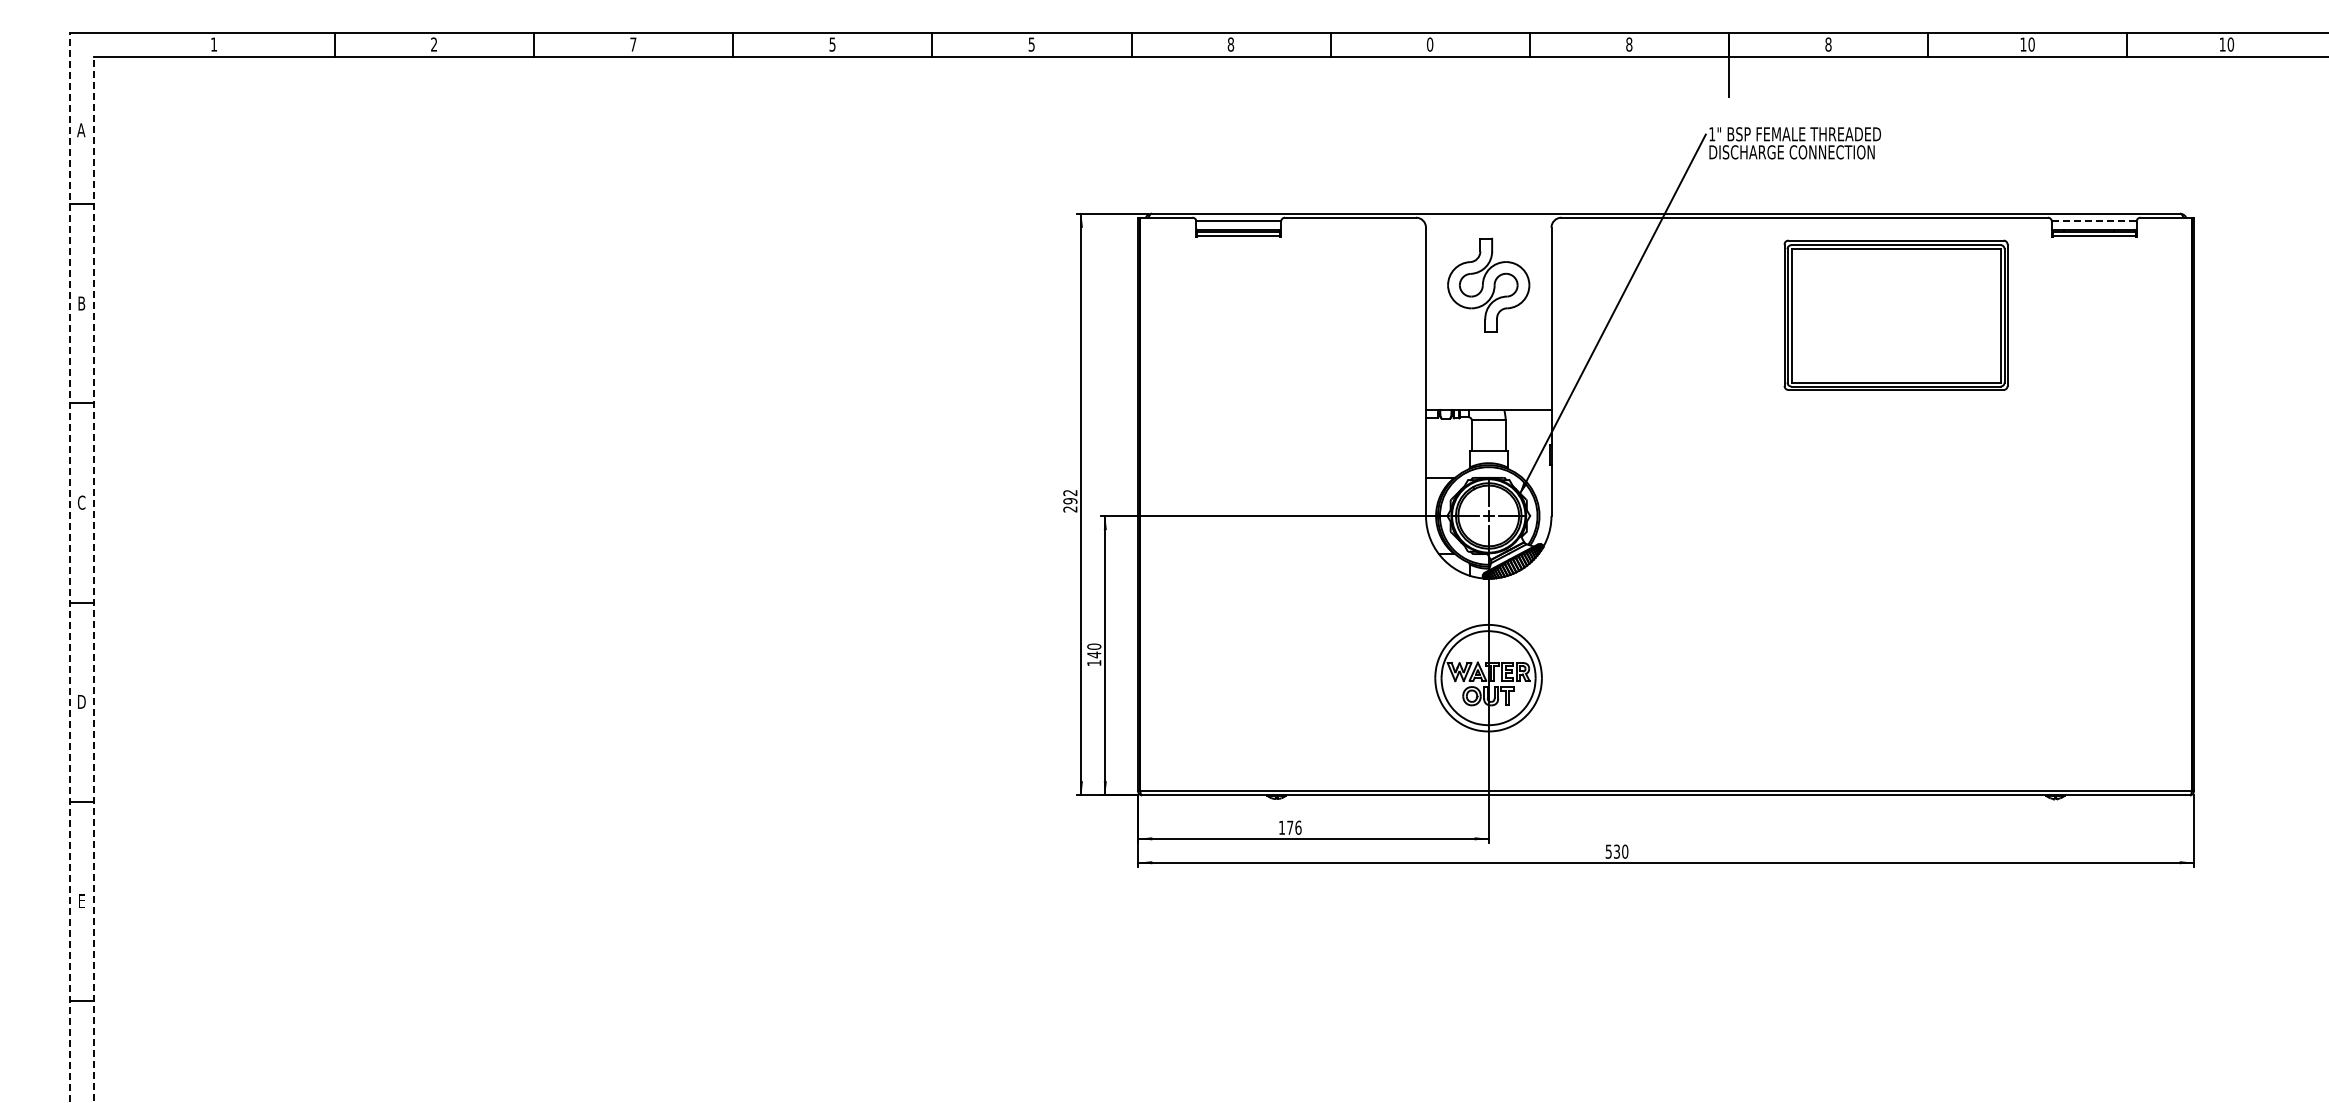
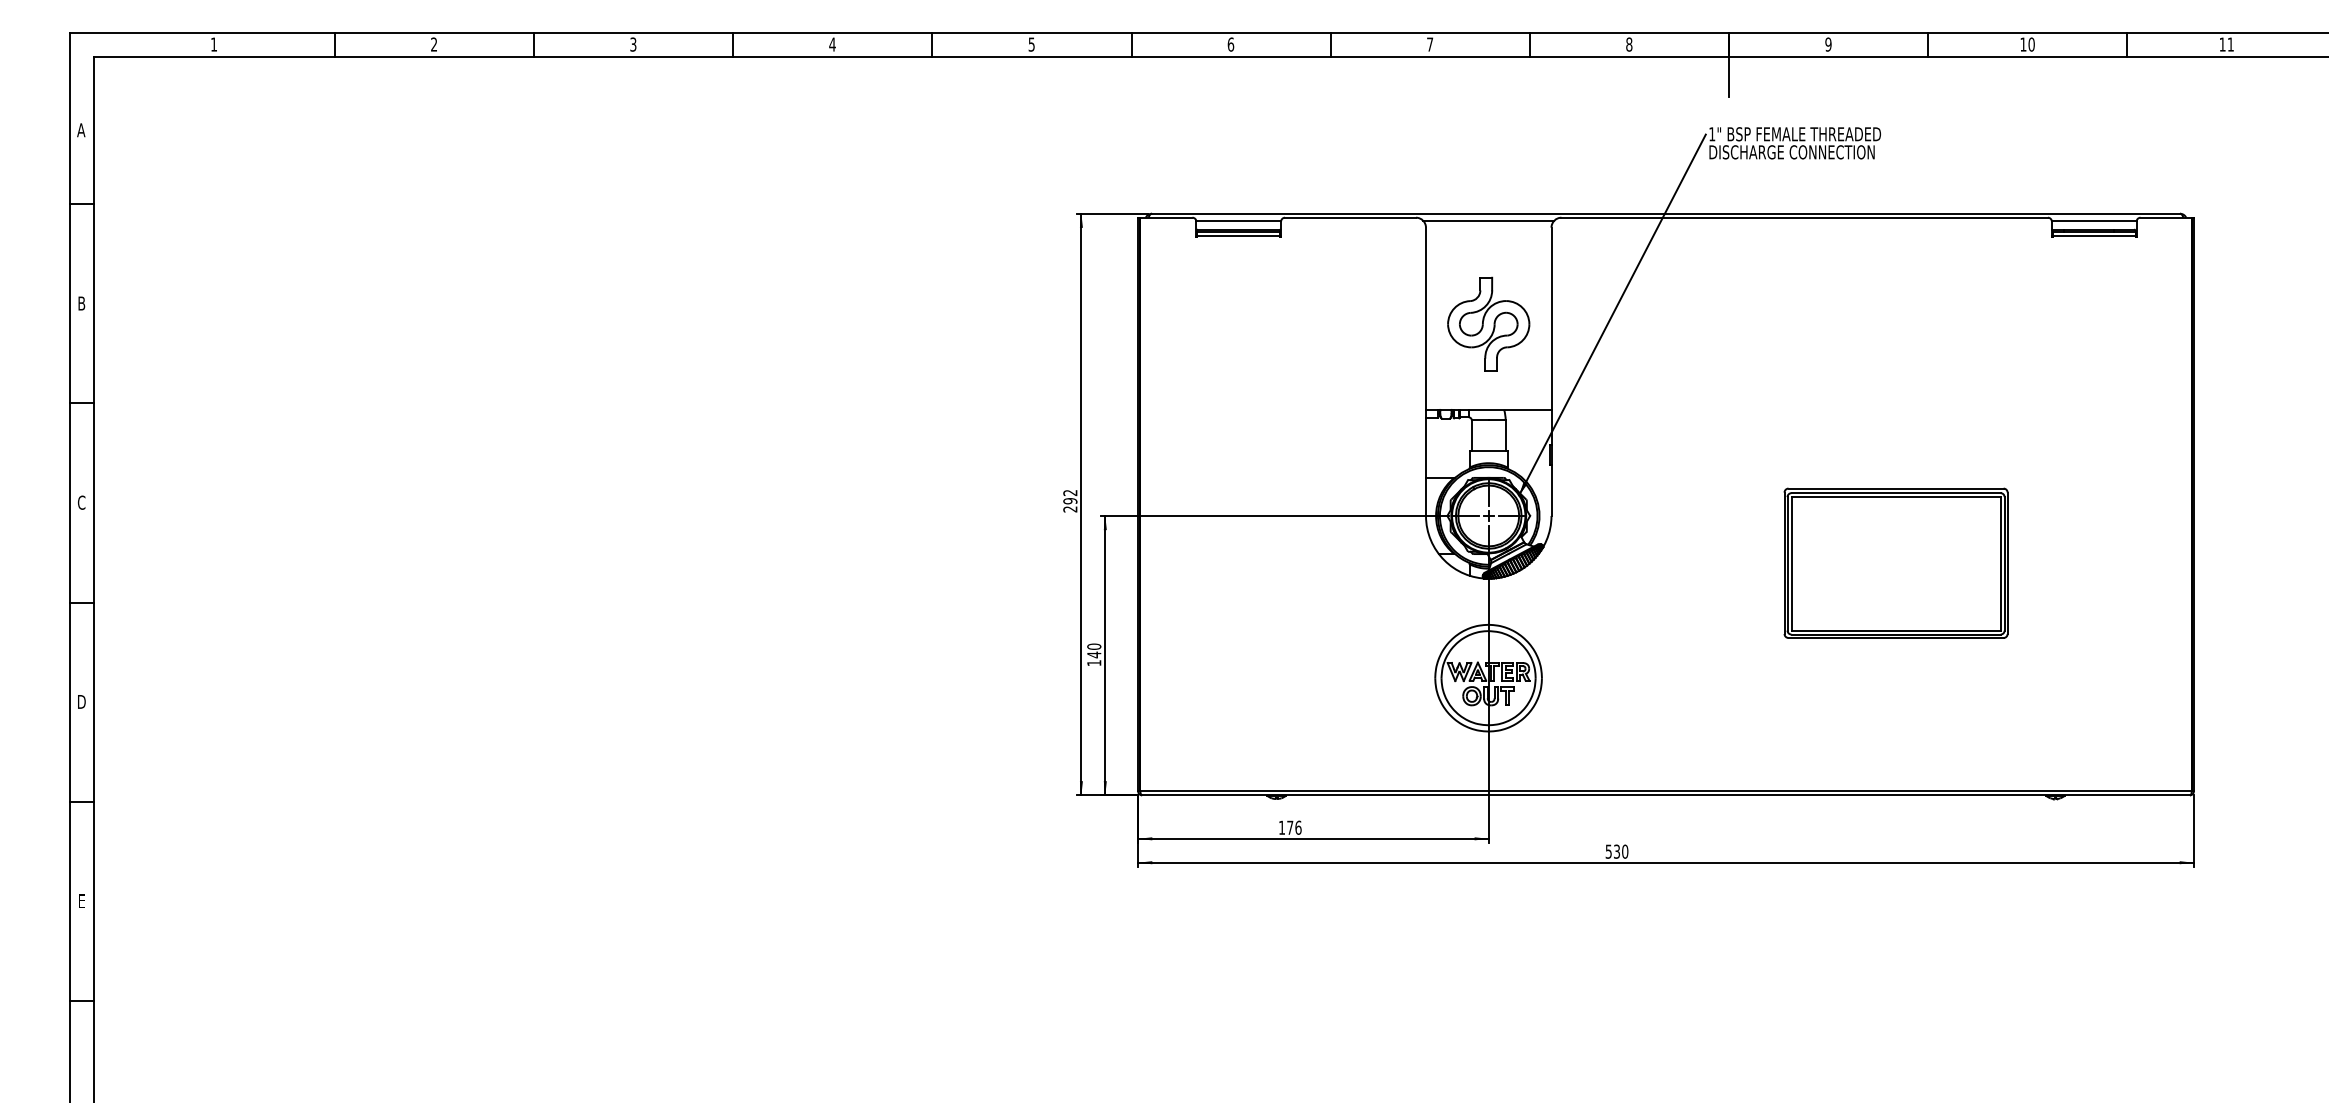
text: 7 -> 3 (633, 44)
text: 5 -> 4 (832, 44)
text: 8 -> 6 (1230, 44)
text: 0 -> 7 (1430, 44)
text: 8 -> 9 (1828, 44)
text: 10 -> 11 (2230, 44)
line: none -> present (1488, 220)
line: dashed -> solid (2094, 220)
part position: (1488, 284) -> (1488, 323) (1488, 323)
part position: (1895, 314) -> (1895, 562) (1895, 562)
line: dashed -> solid (69, 567)
line: dashed -> solid (93, 579)
